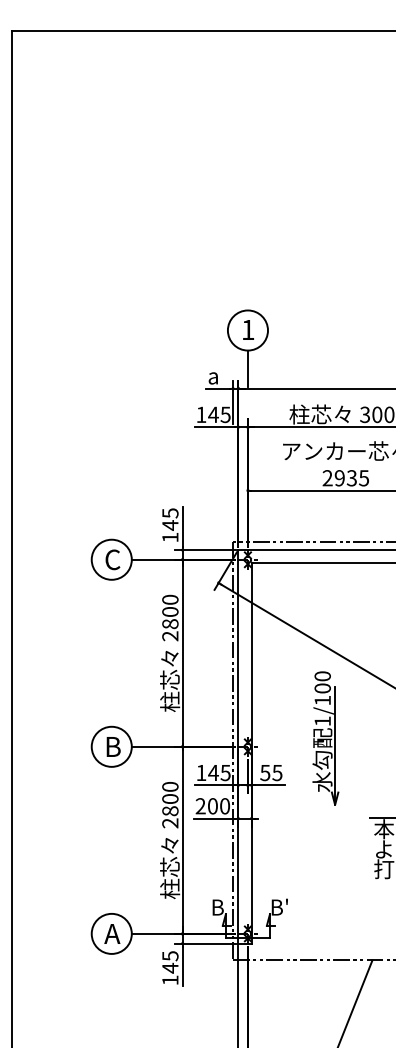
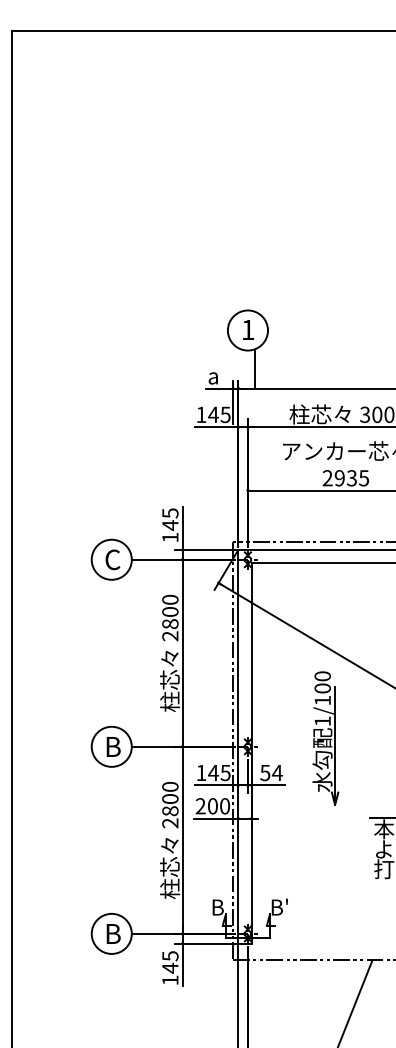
line position: (247, 368) -> (254, 368) (254, 368)
text: 55 -> 54 (277, 773)
text: A -> B (112, 933)
